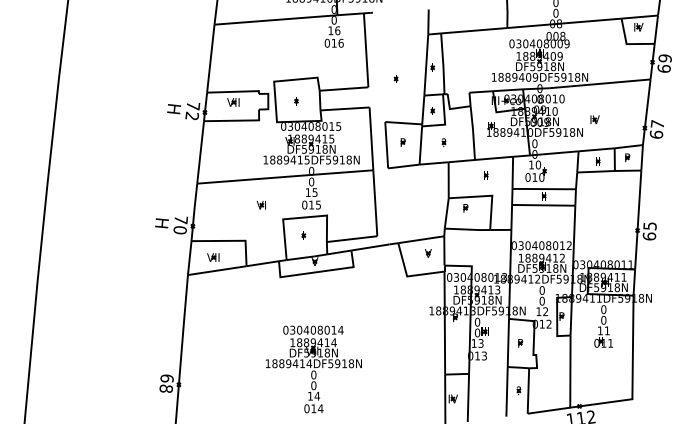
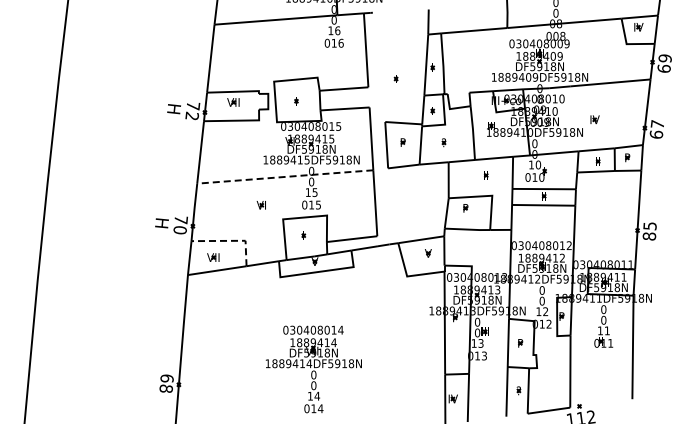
line: solid -> dashed (285, 176)
text: 65 -> 85 (648, 236)
line: solid -> dashed (231, 240)
line: present -> none (601, 403)
